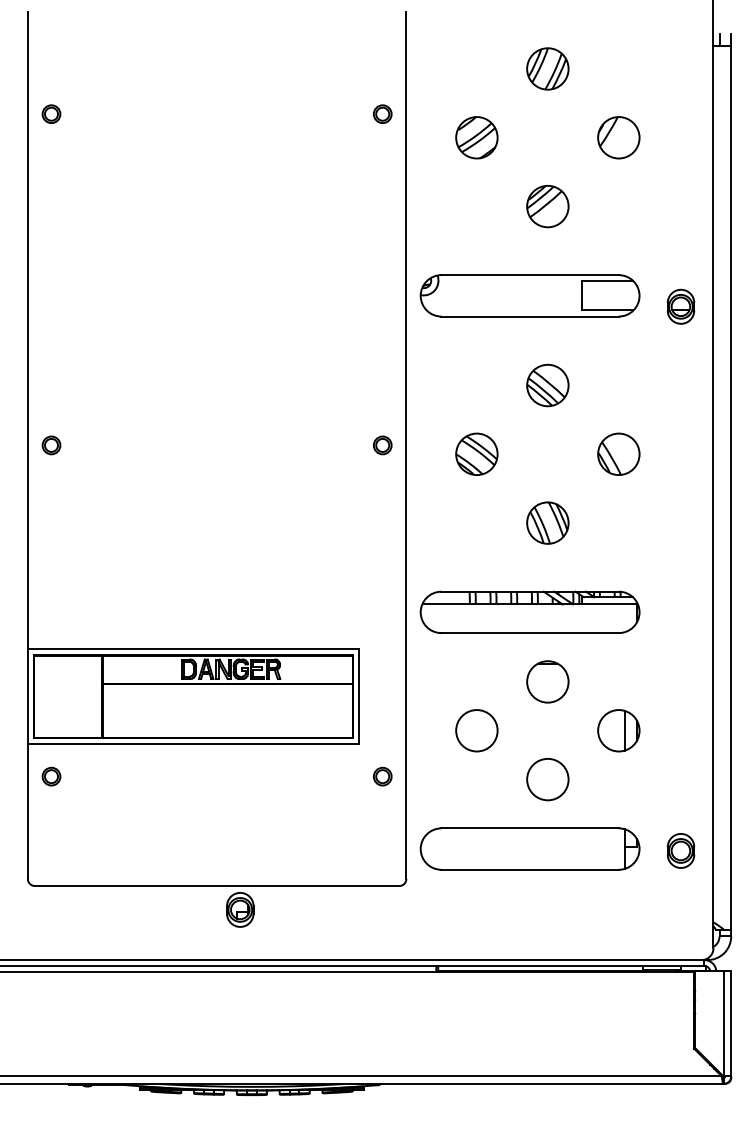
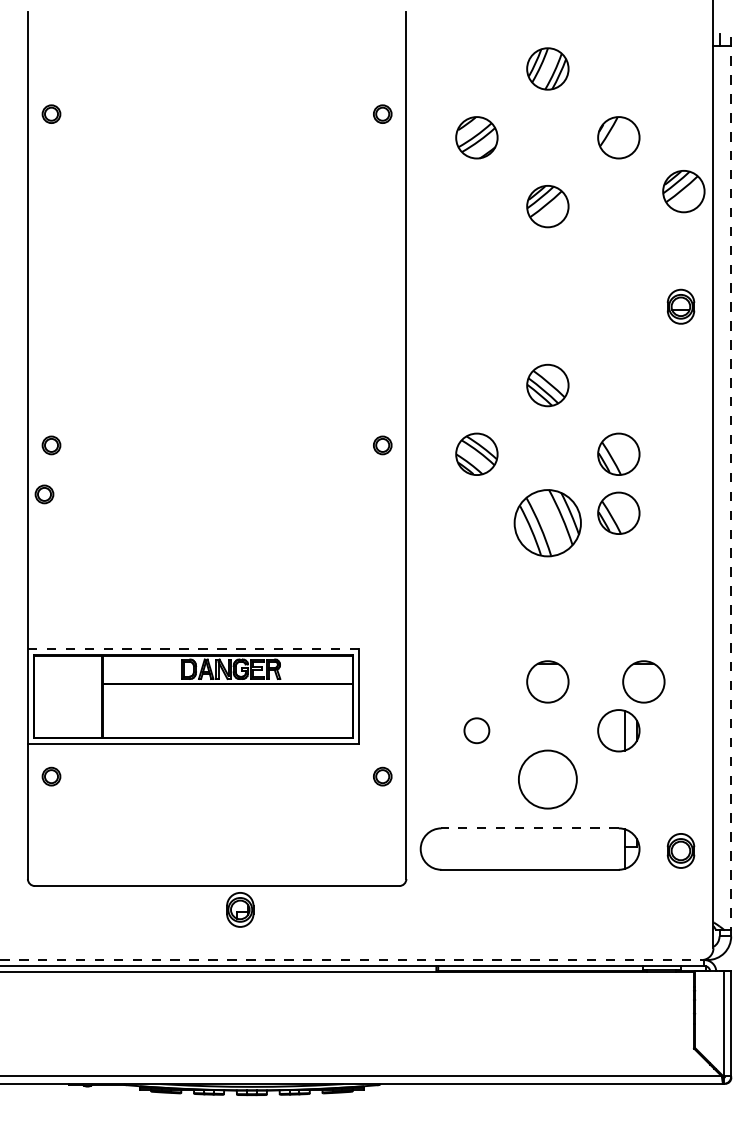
part: none -> present (683, 191)
part: present -> none (529, 295)
line: solid -> dashed (731, 484)
part: none -> present (44, 494)
part: none -> present (618, 512)
part size: 44x44 px -> 69x69 px (547, 523)
part: present -> none (529, 611)
line: solid -> dashed (193, 649)
part: none -> present (643, 681)
circle diameter: 41 px -> 25 px (476, 730)
circle diameter: 41 px -> 58 px (547, 779)
line: solid -> dashed (530, 828)
line: solid -> dashed (351, 960)
